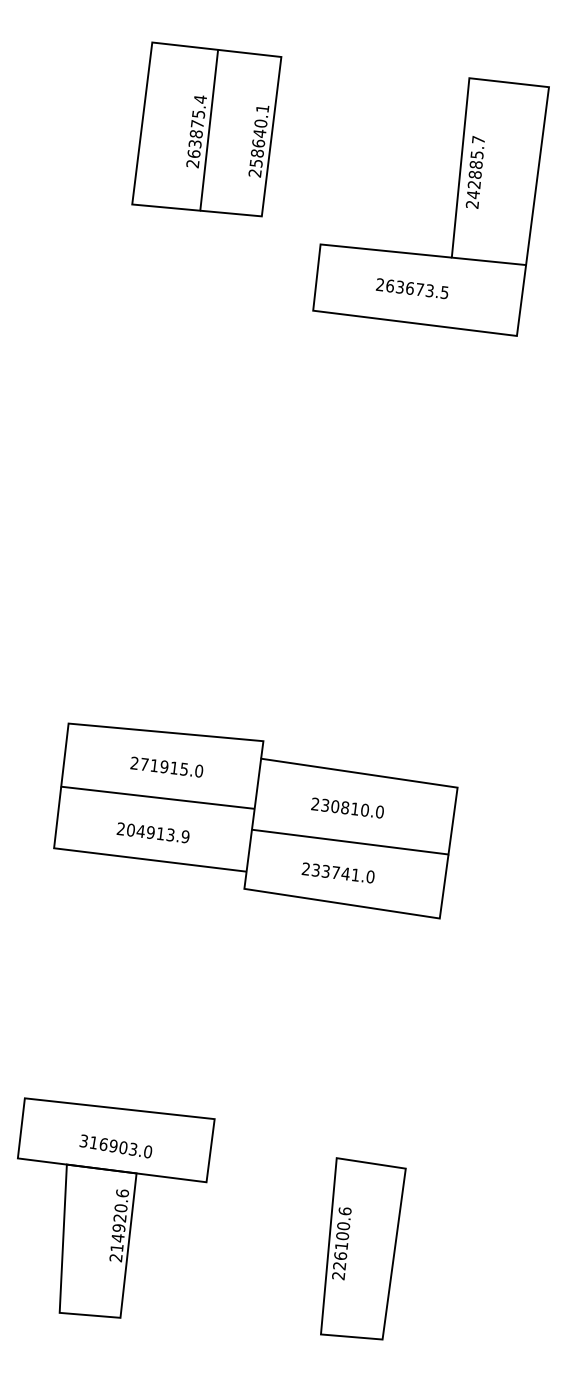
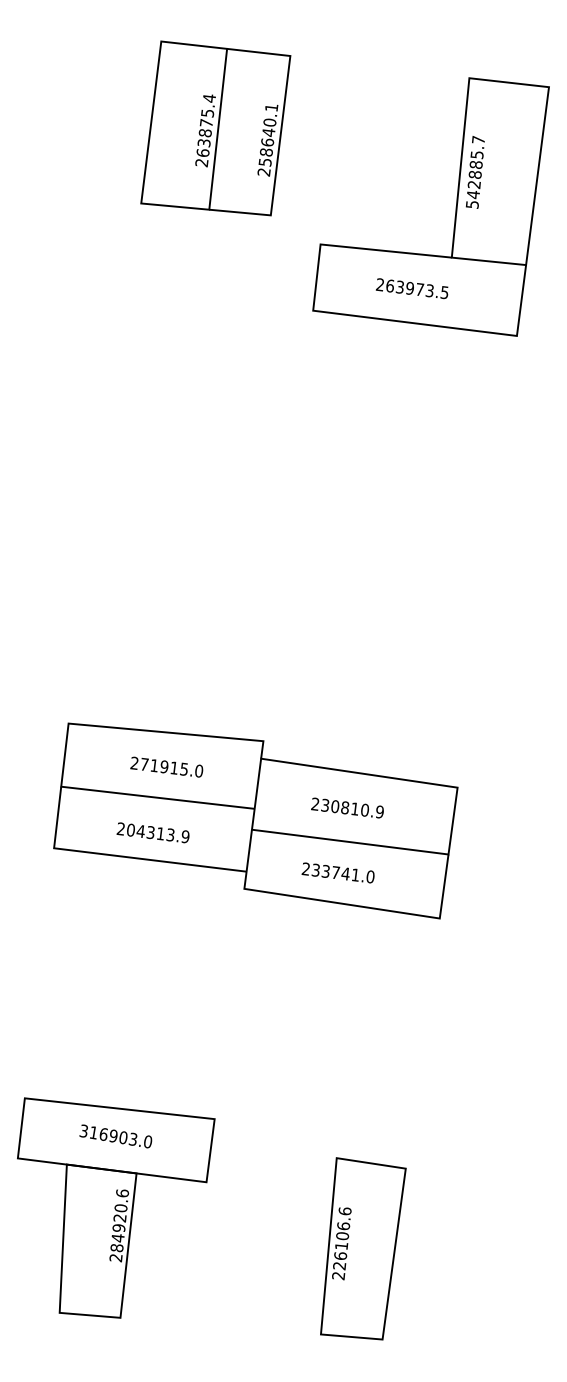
text position: (206, 129) -> (215, 128) (215, 128)
text: 242885.7 -> 542885.7 (471, 204)
text: 263673.5 -> 263973.5 (409, 287)
text: 230810.0 -> 230810.9 (379, 811)
text: 204913.9 -> 204313.9 (150, 832)
text position: (115, 1146) -> (115, 1136) (115, 1136)
text: 226100.6 -> 226106.6 (343, 1225)
text: 214920.6 -> 284920.6 (116, 1248)
